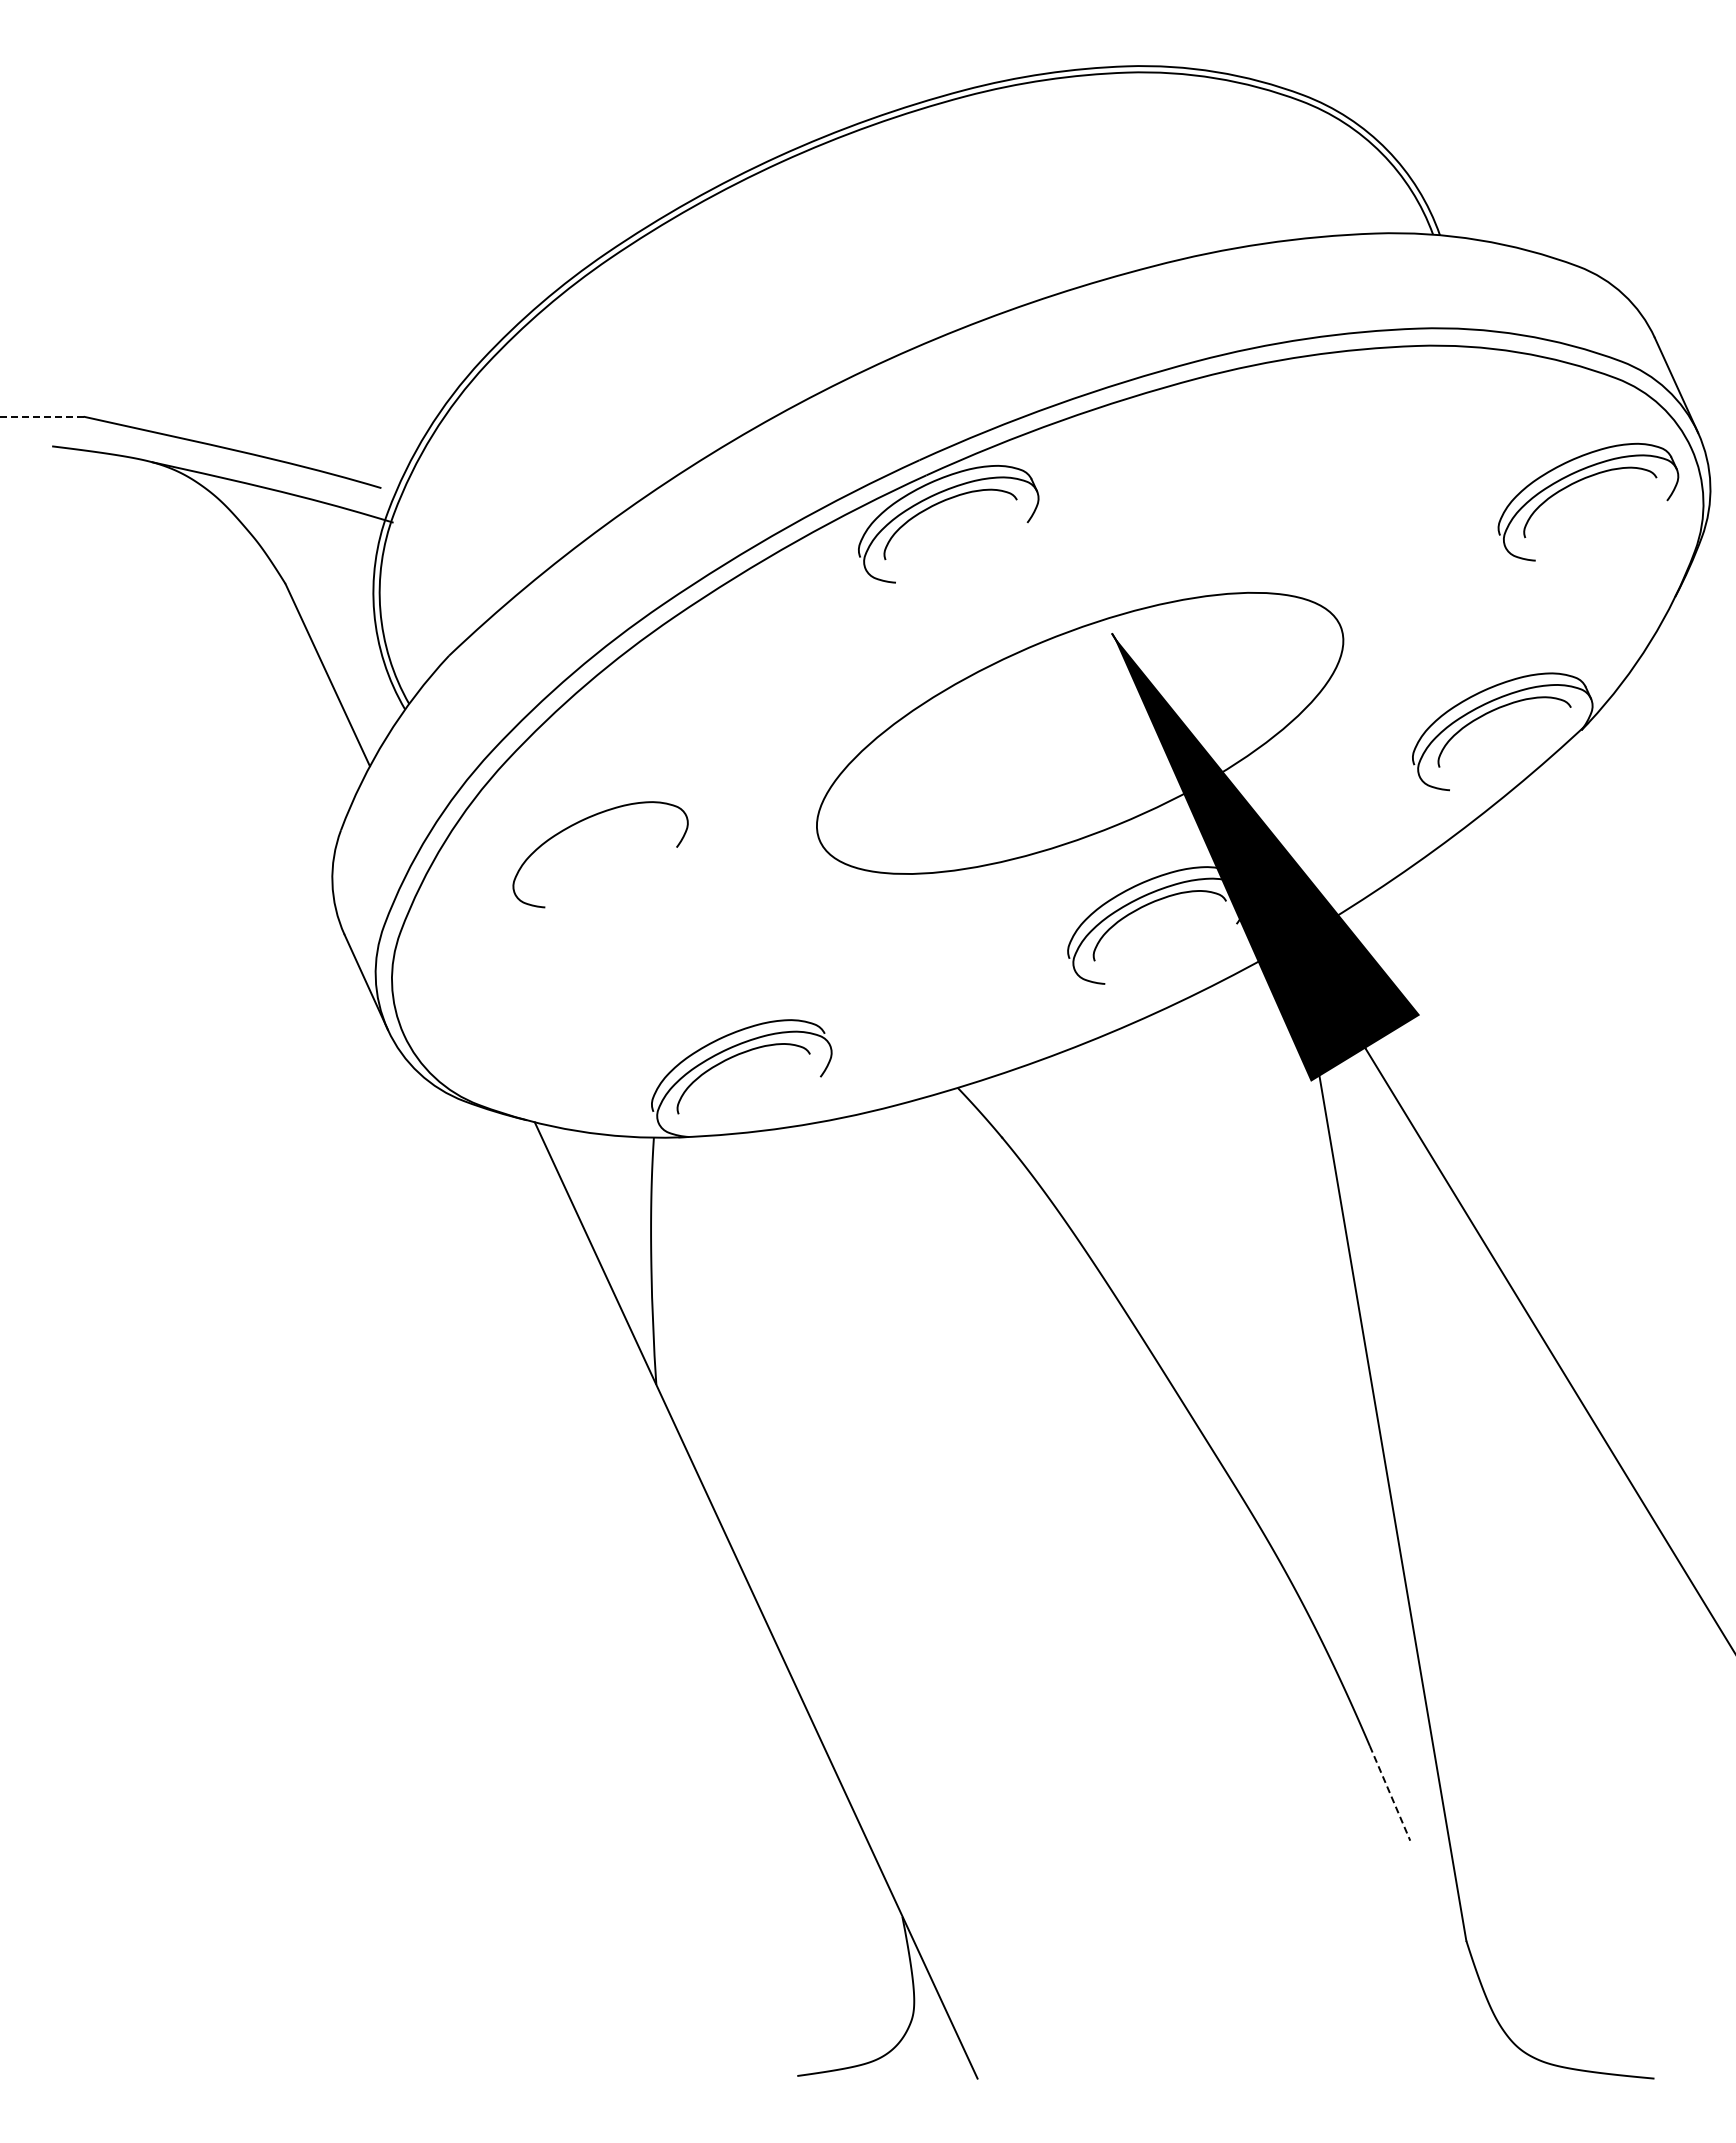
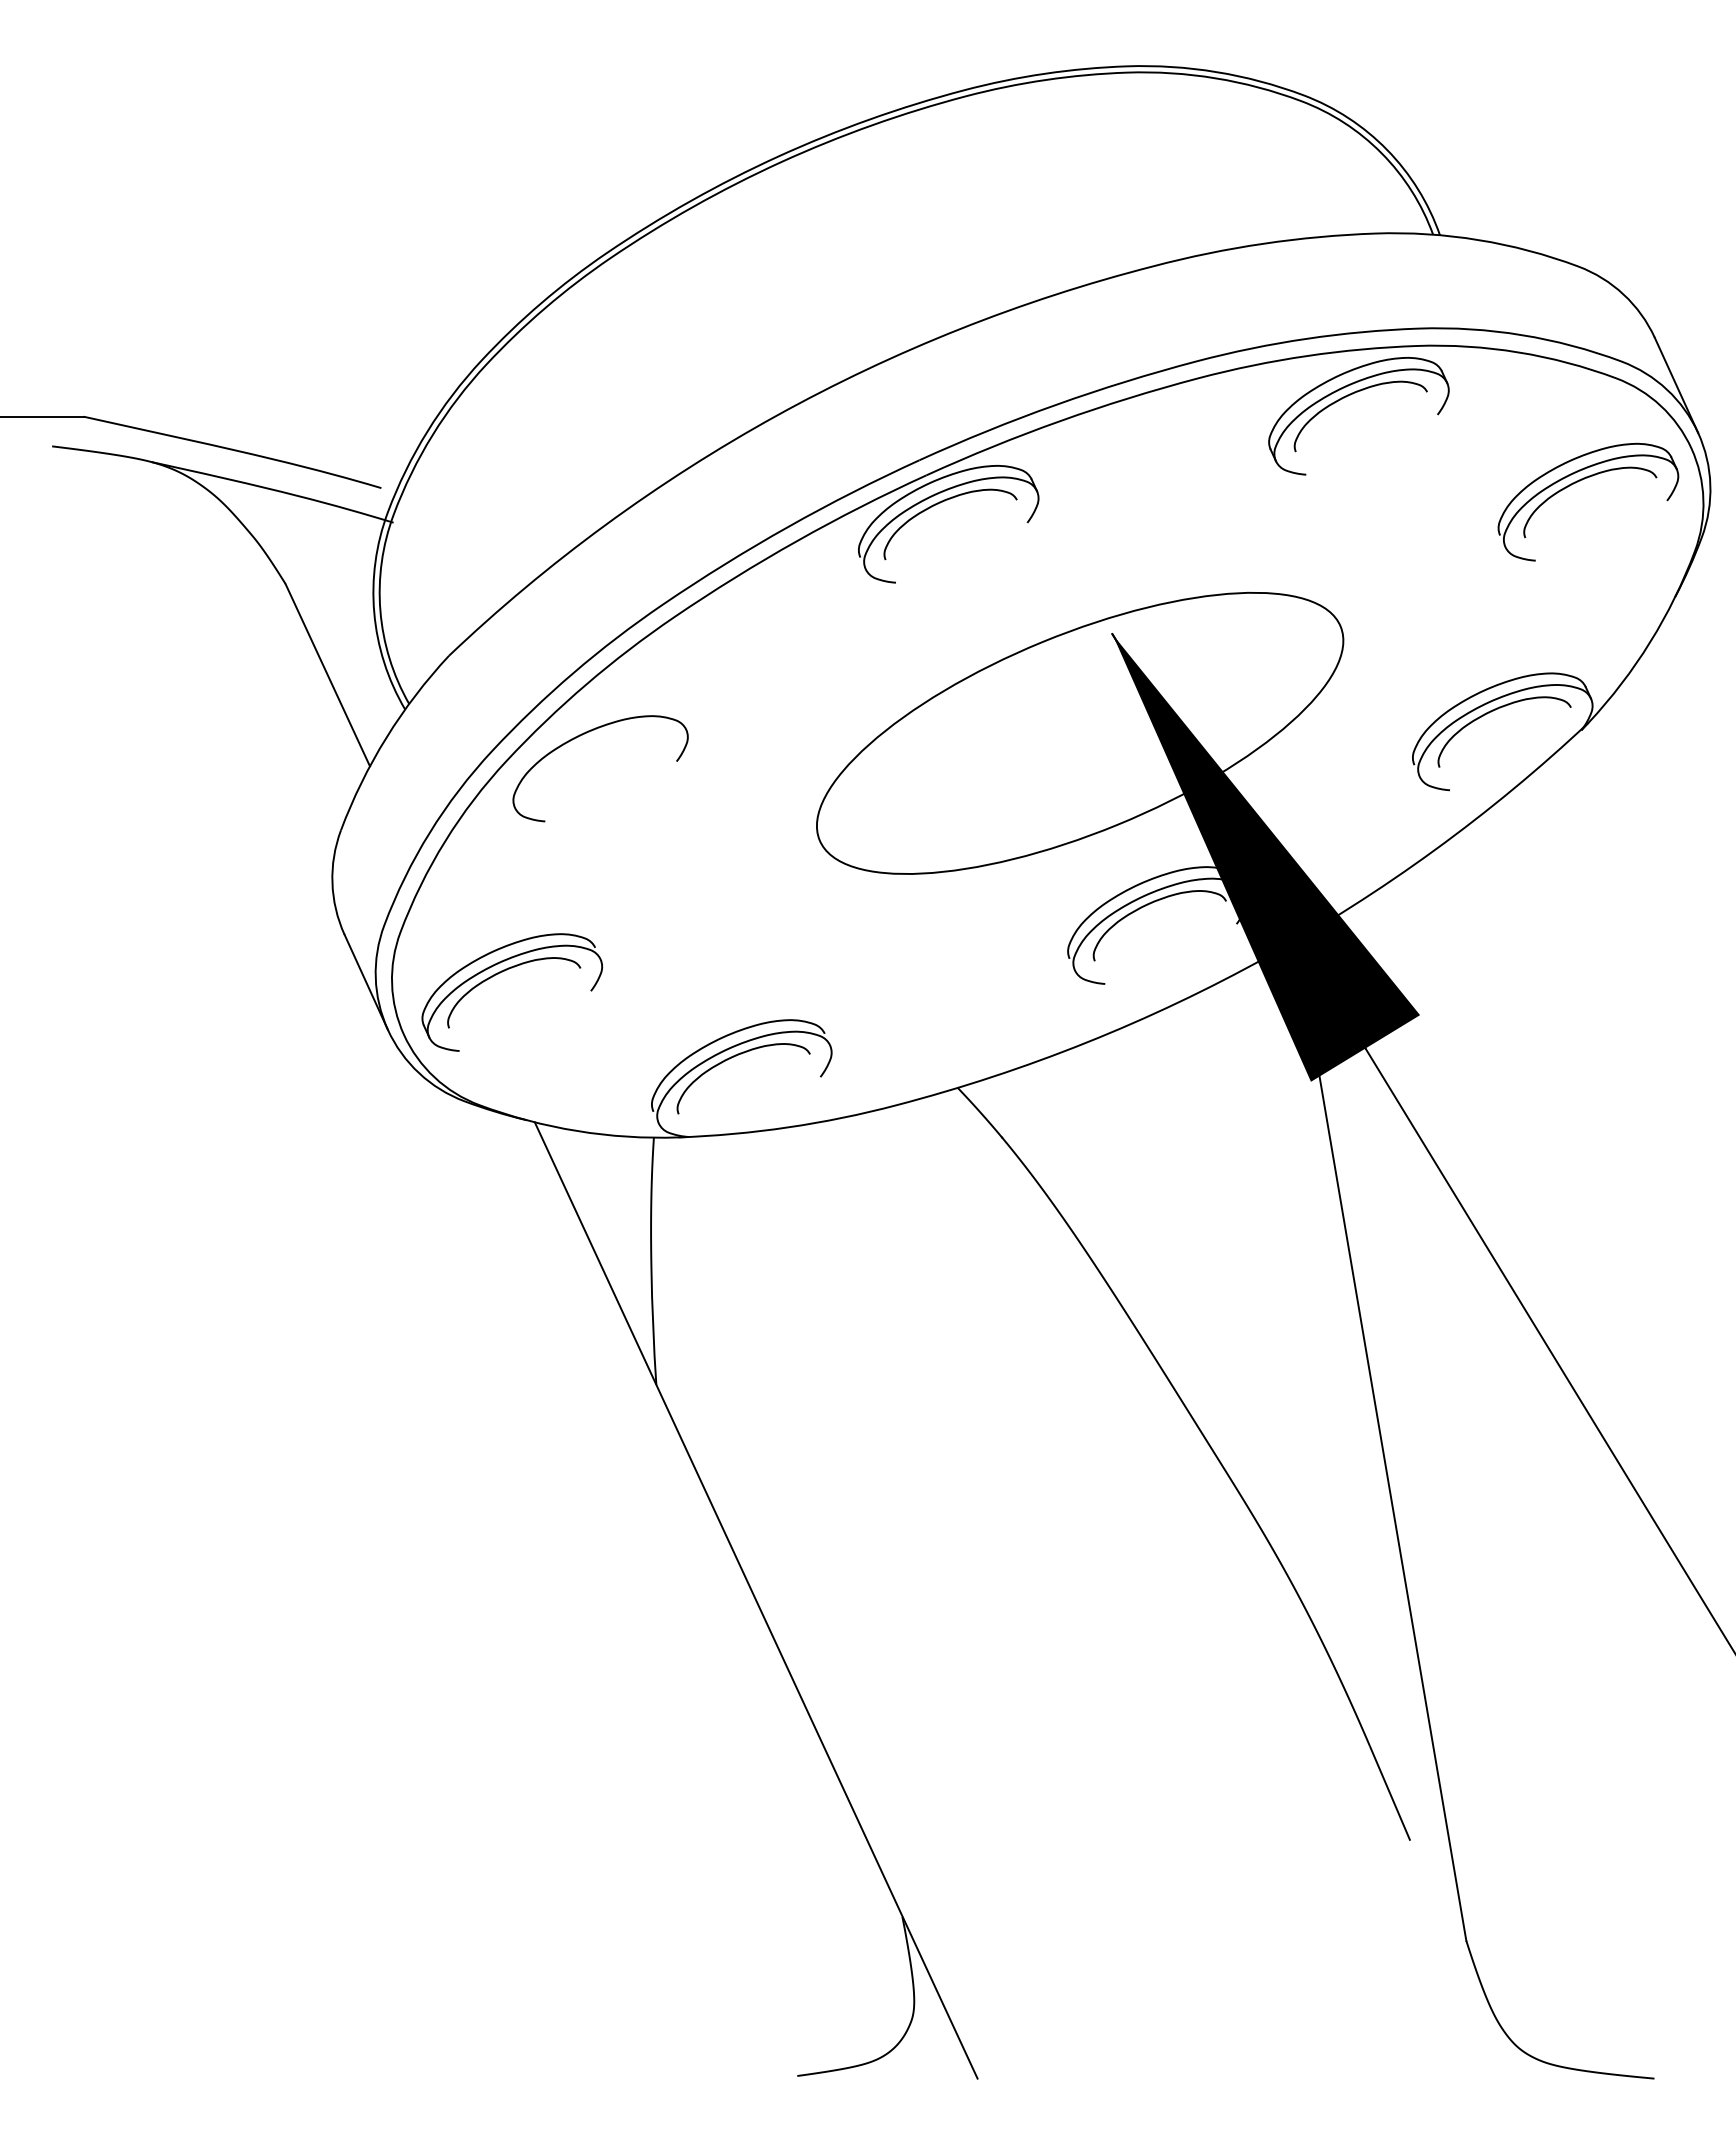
part: none -> present (1348, 396)
line: dashed -> solid (41, 416)
curve position: (584, 820) -> (584, 734) (584, 734)
part: none -> present (502, 972)
line: dashed -> solid (1390, 1793)
